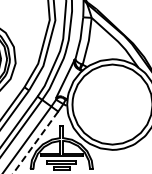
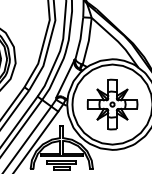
part: none -> present (112, 104)
line: dashed -> solid (35, 143)
